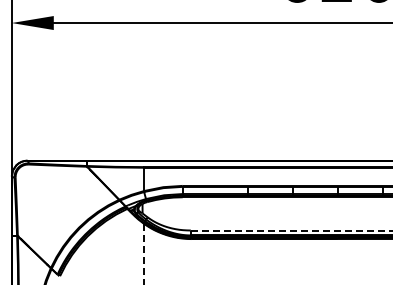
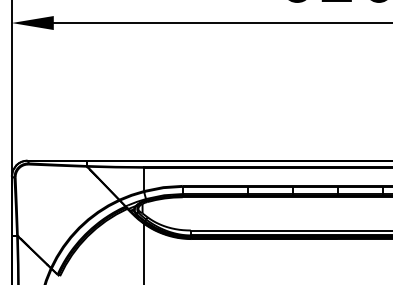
line: dashed -> solid (291, 230)
line: dashed -> solid (144, 254)
